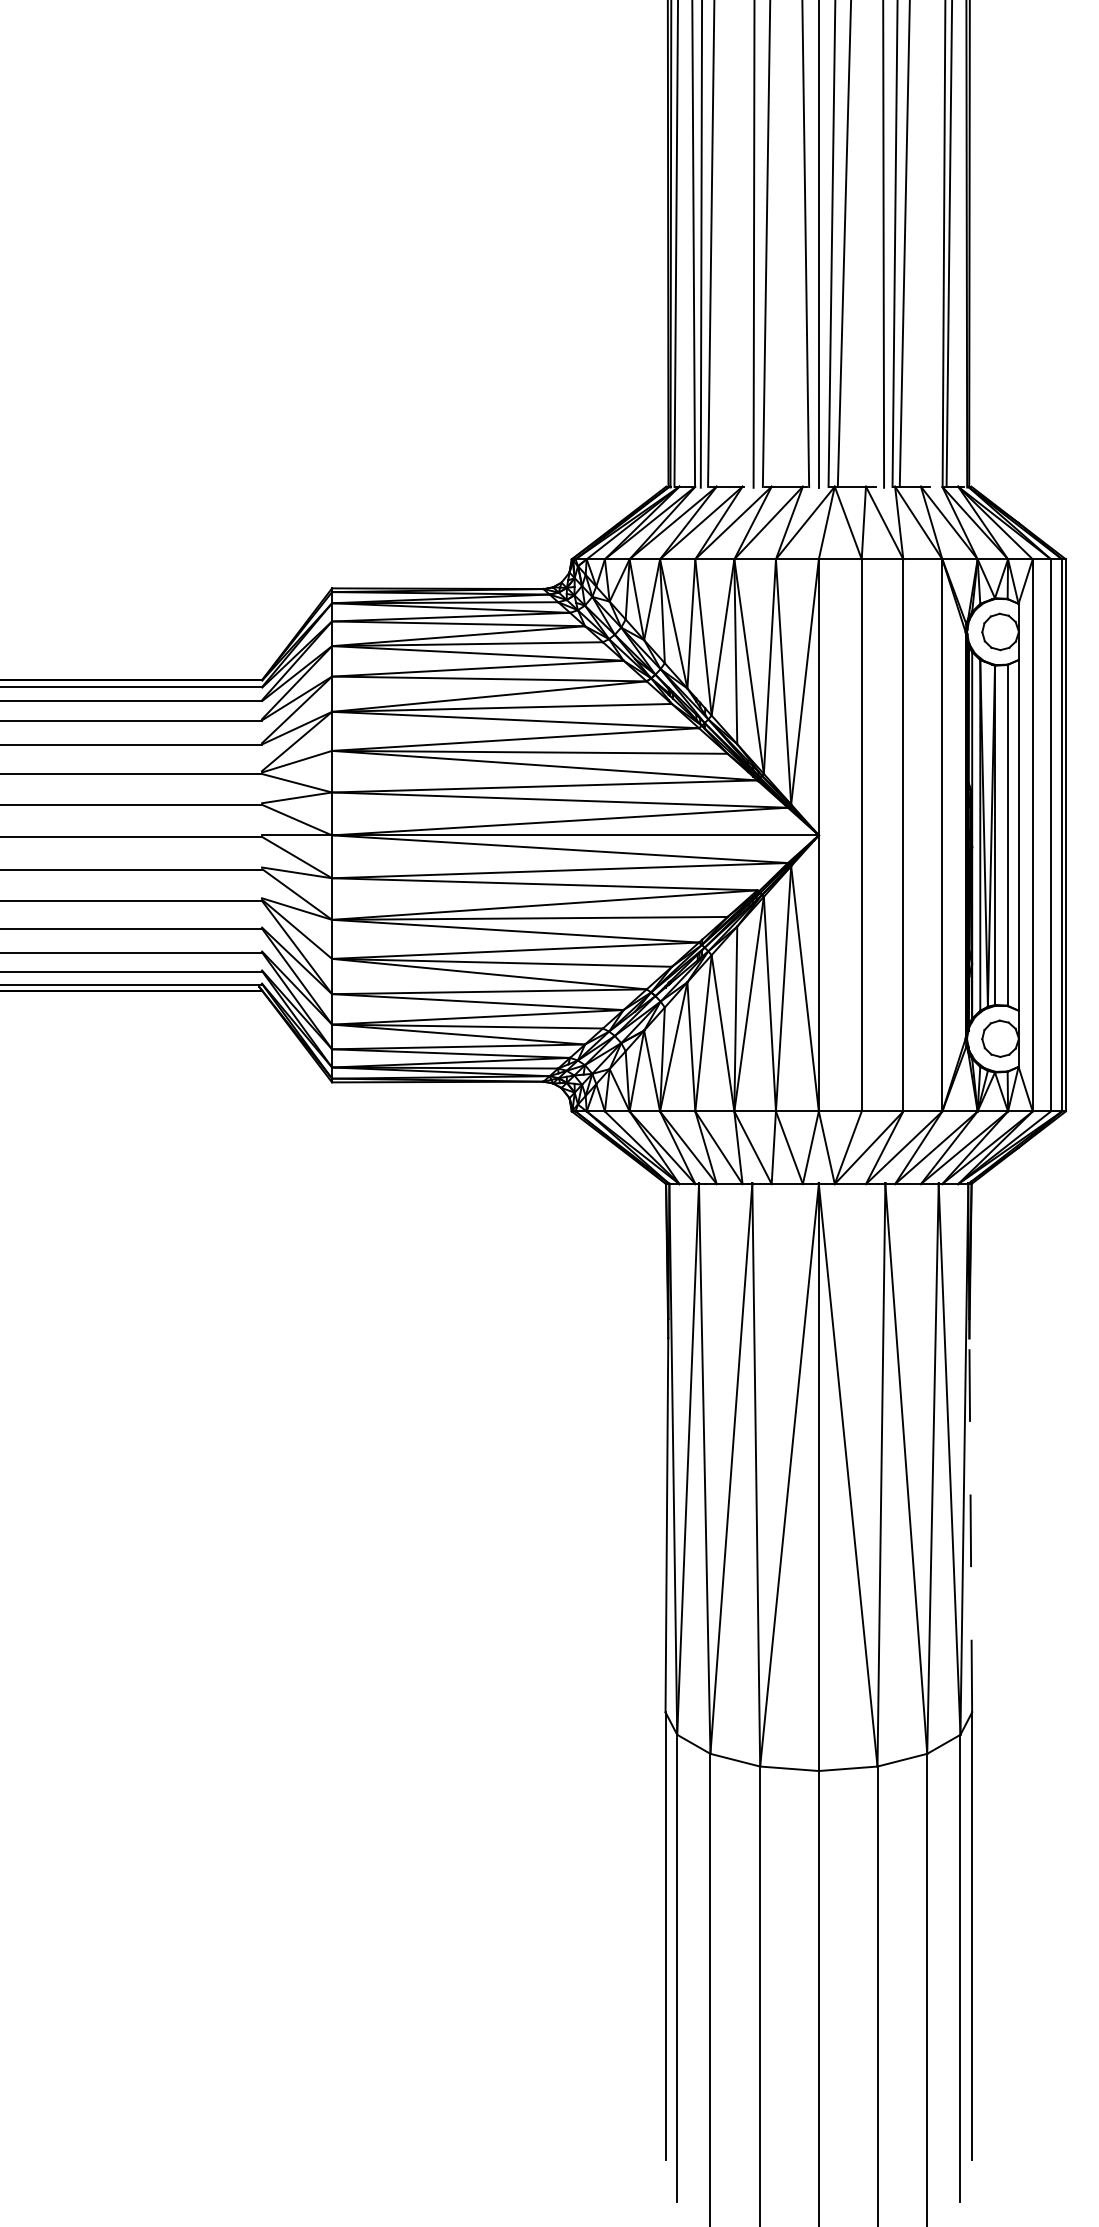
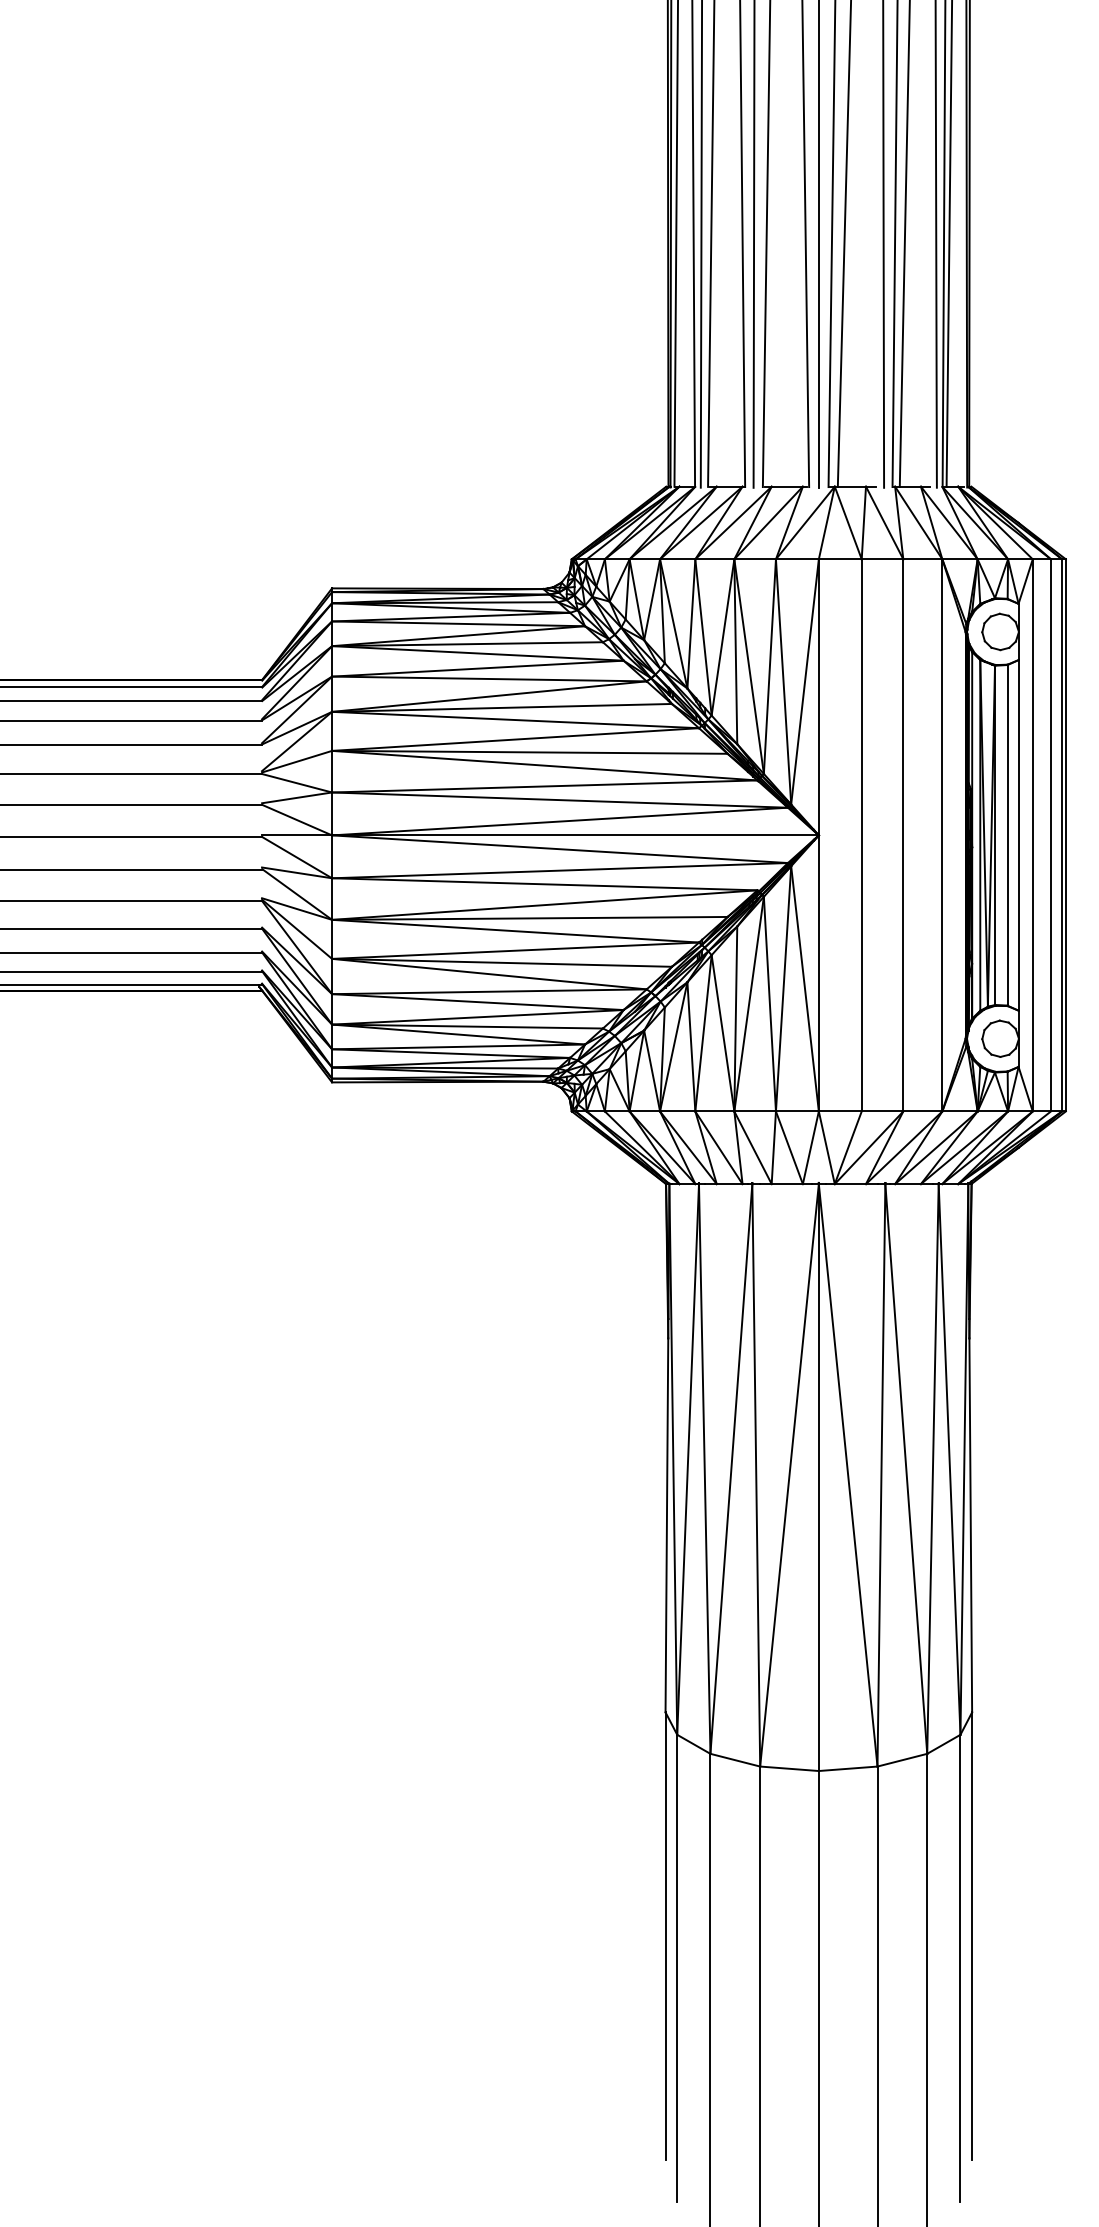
line: none -> present (742, 244)
line: none -> present (935, 244)
line: dashed -> solid (970, 1525)
